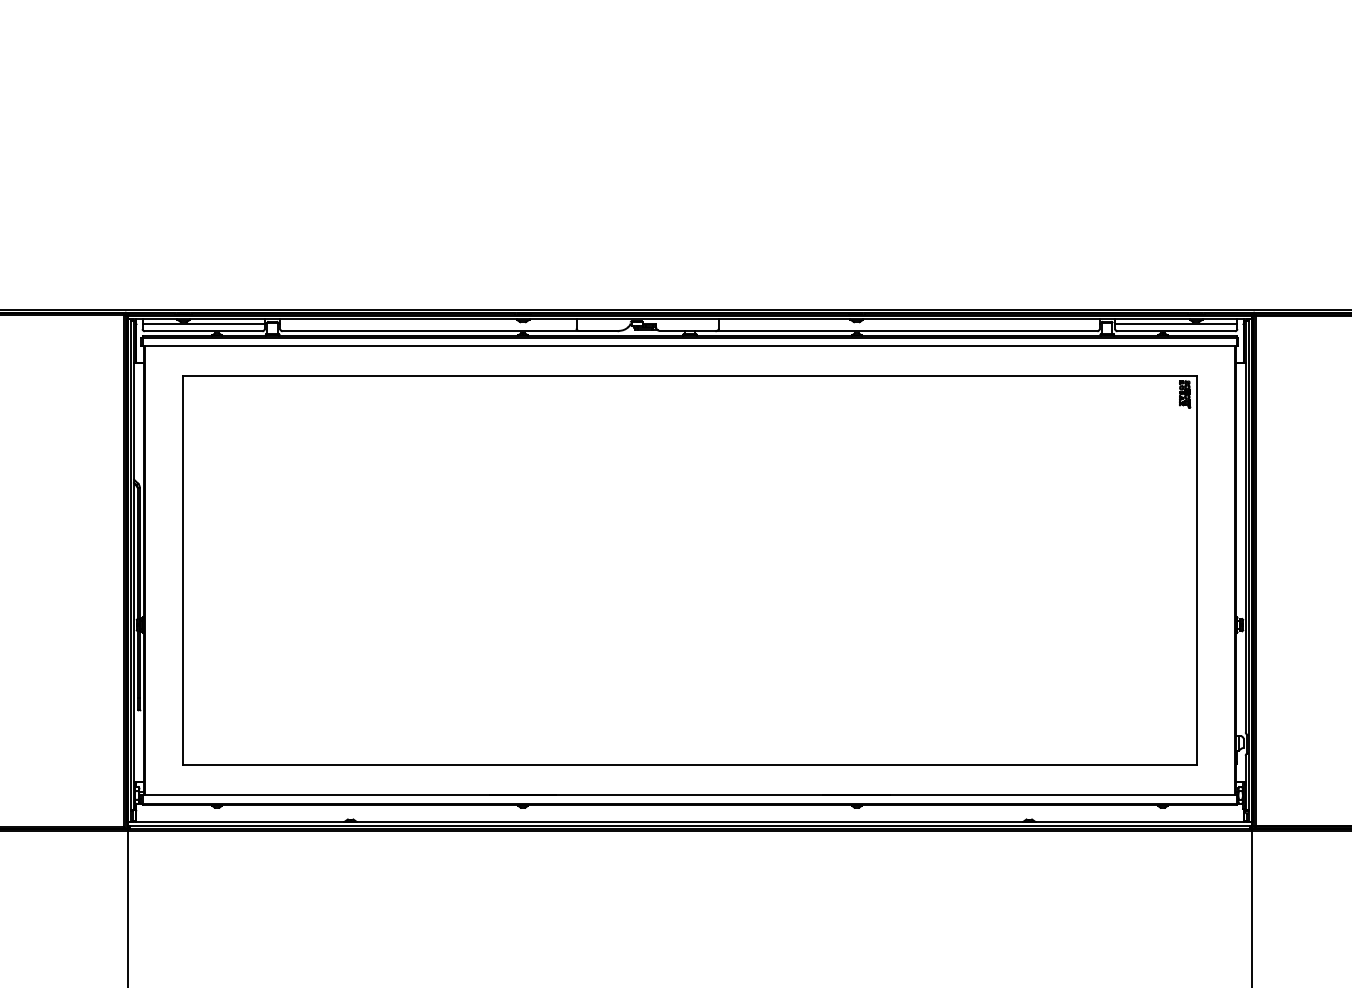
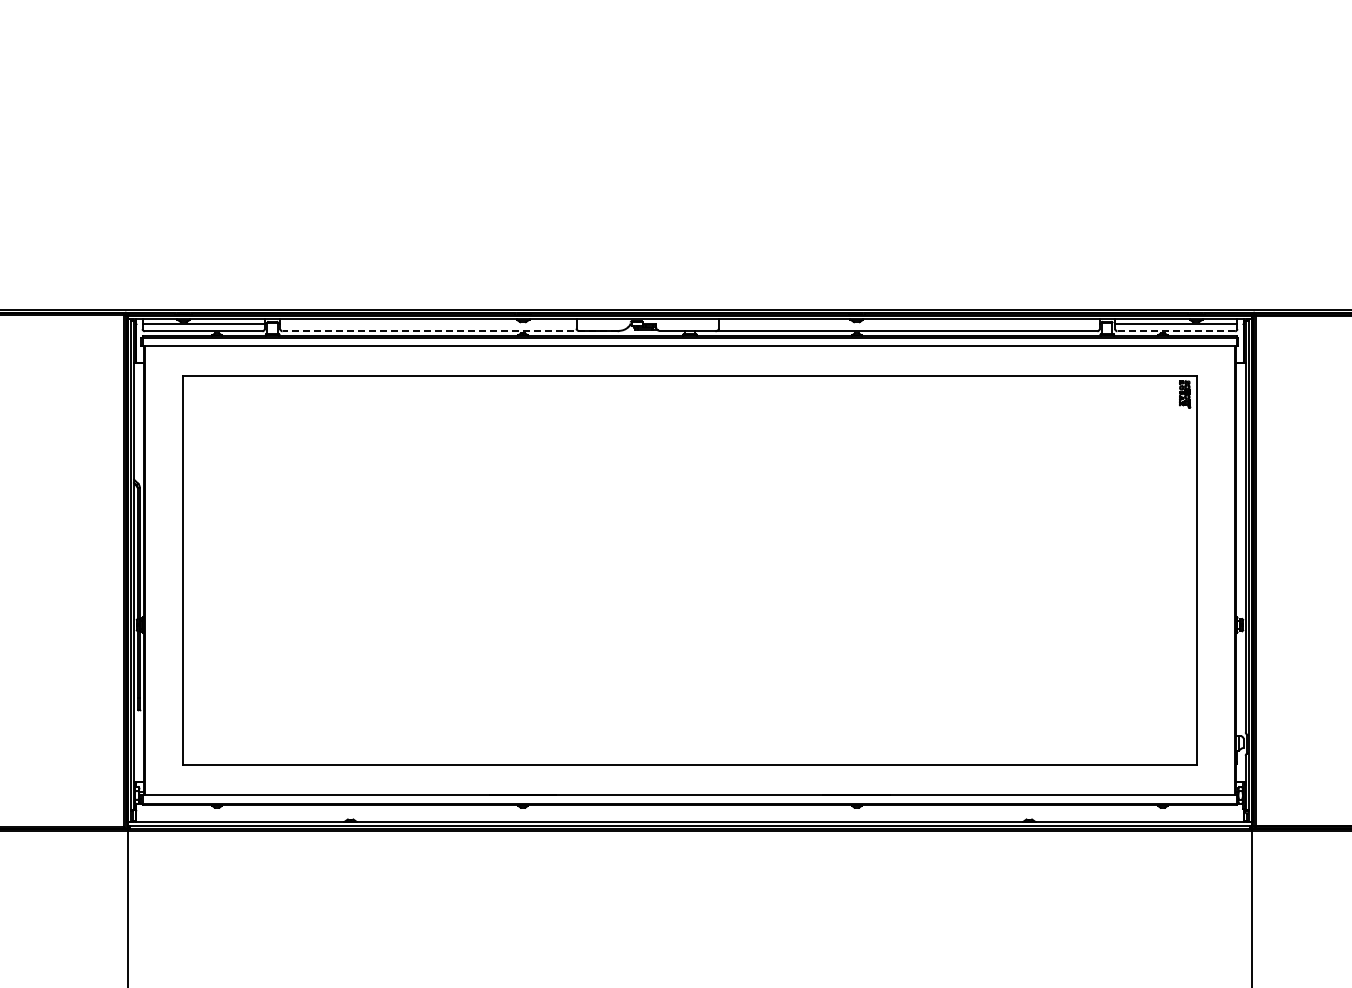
line: solid -> dashed (450, 331)
line: solid -> dashed (1176, 331)
